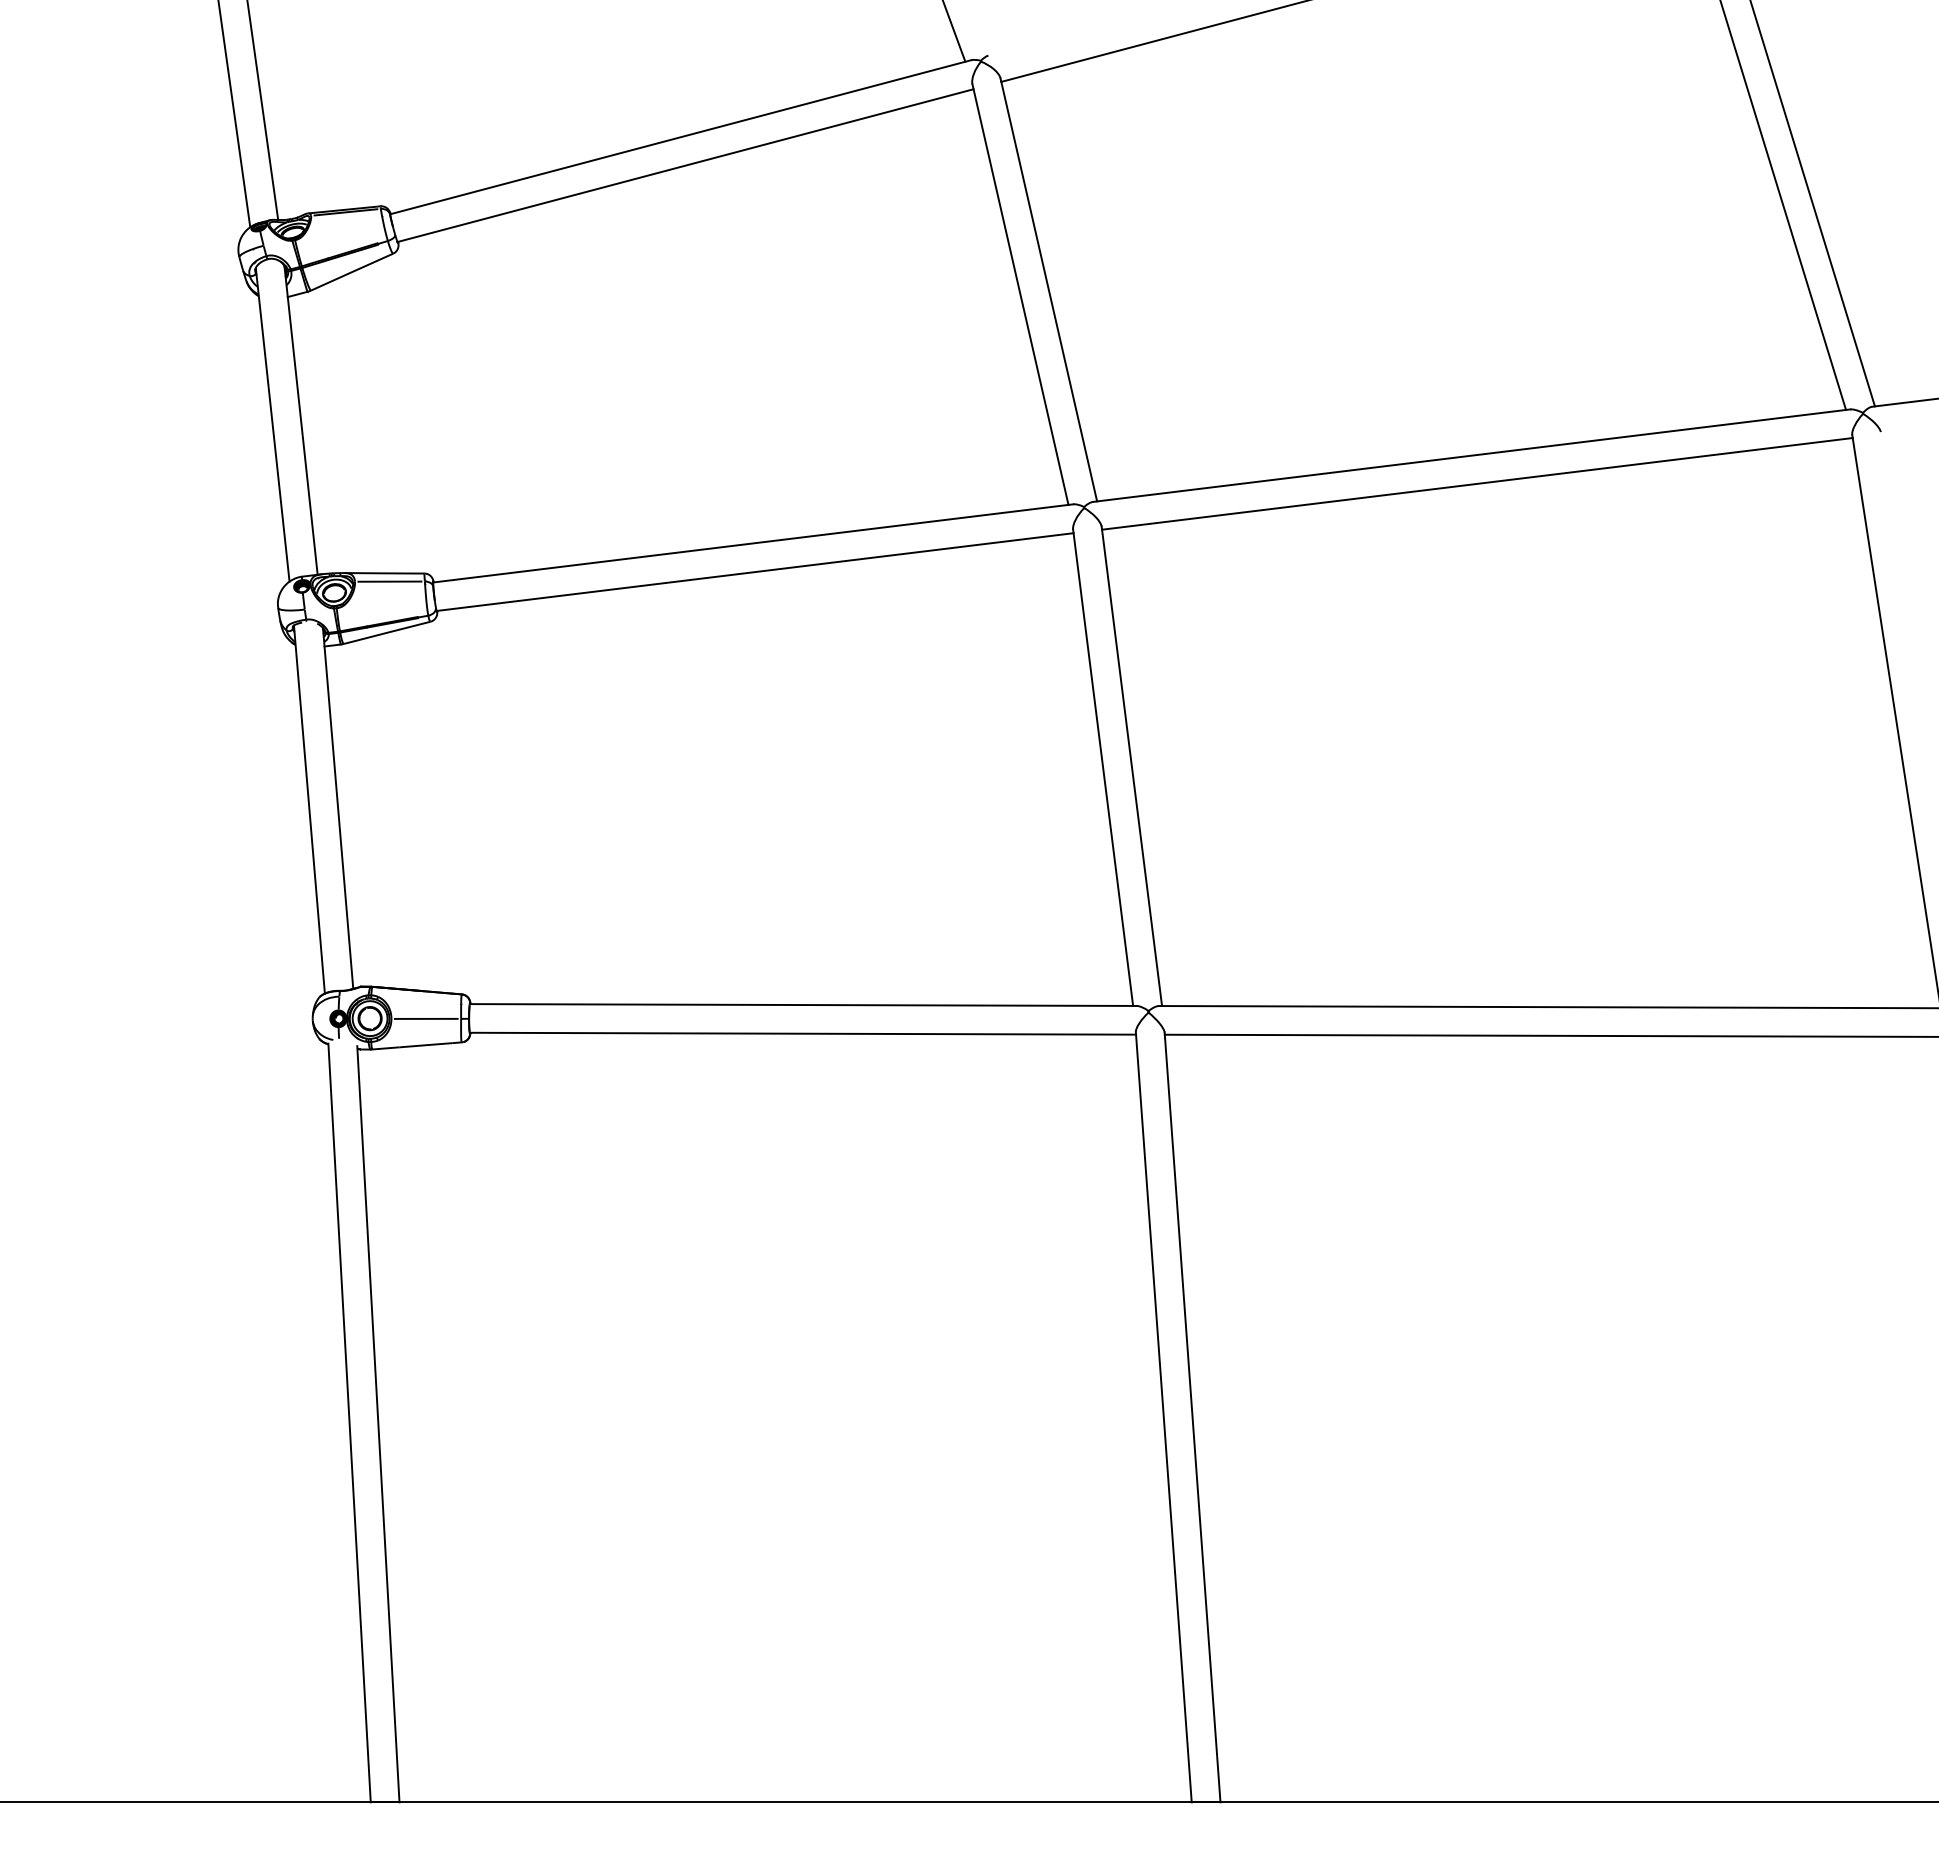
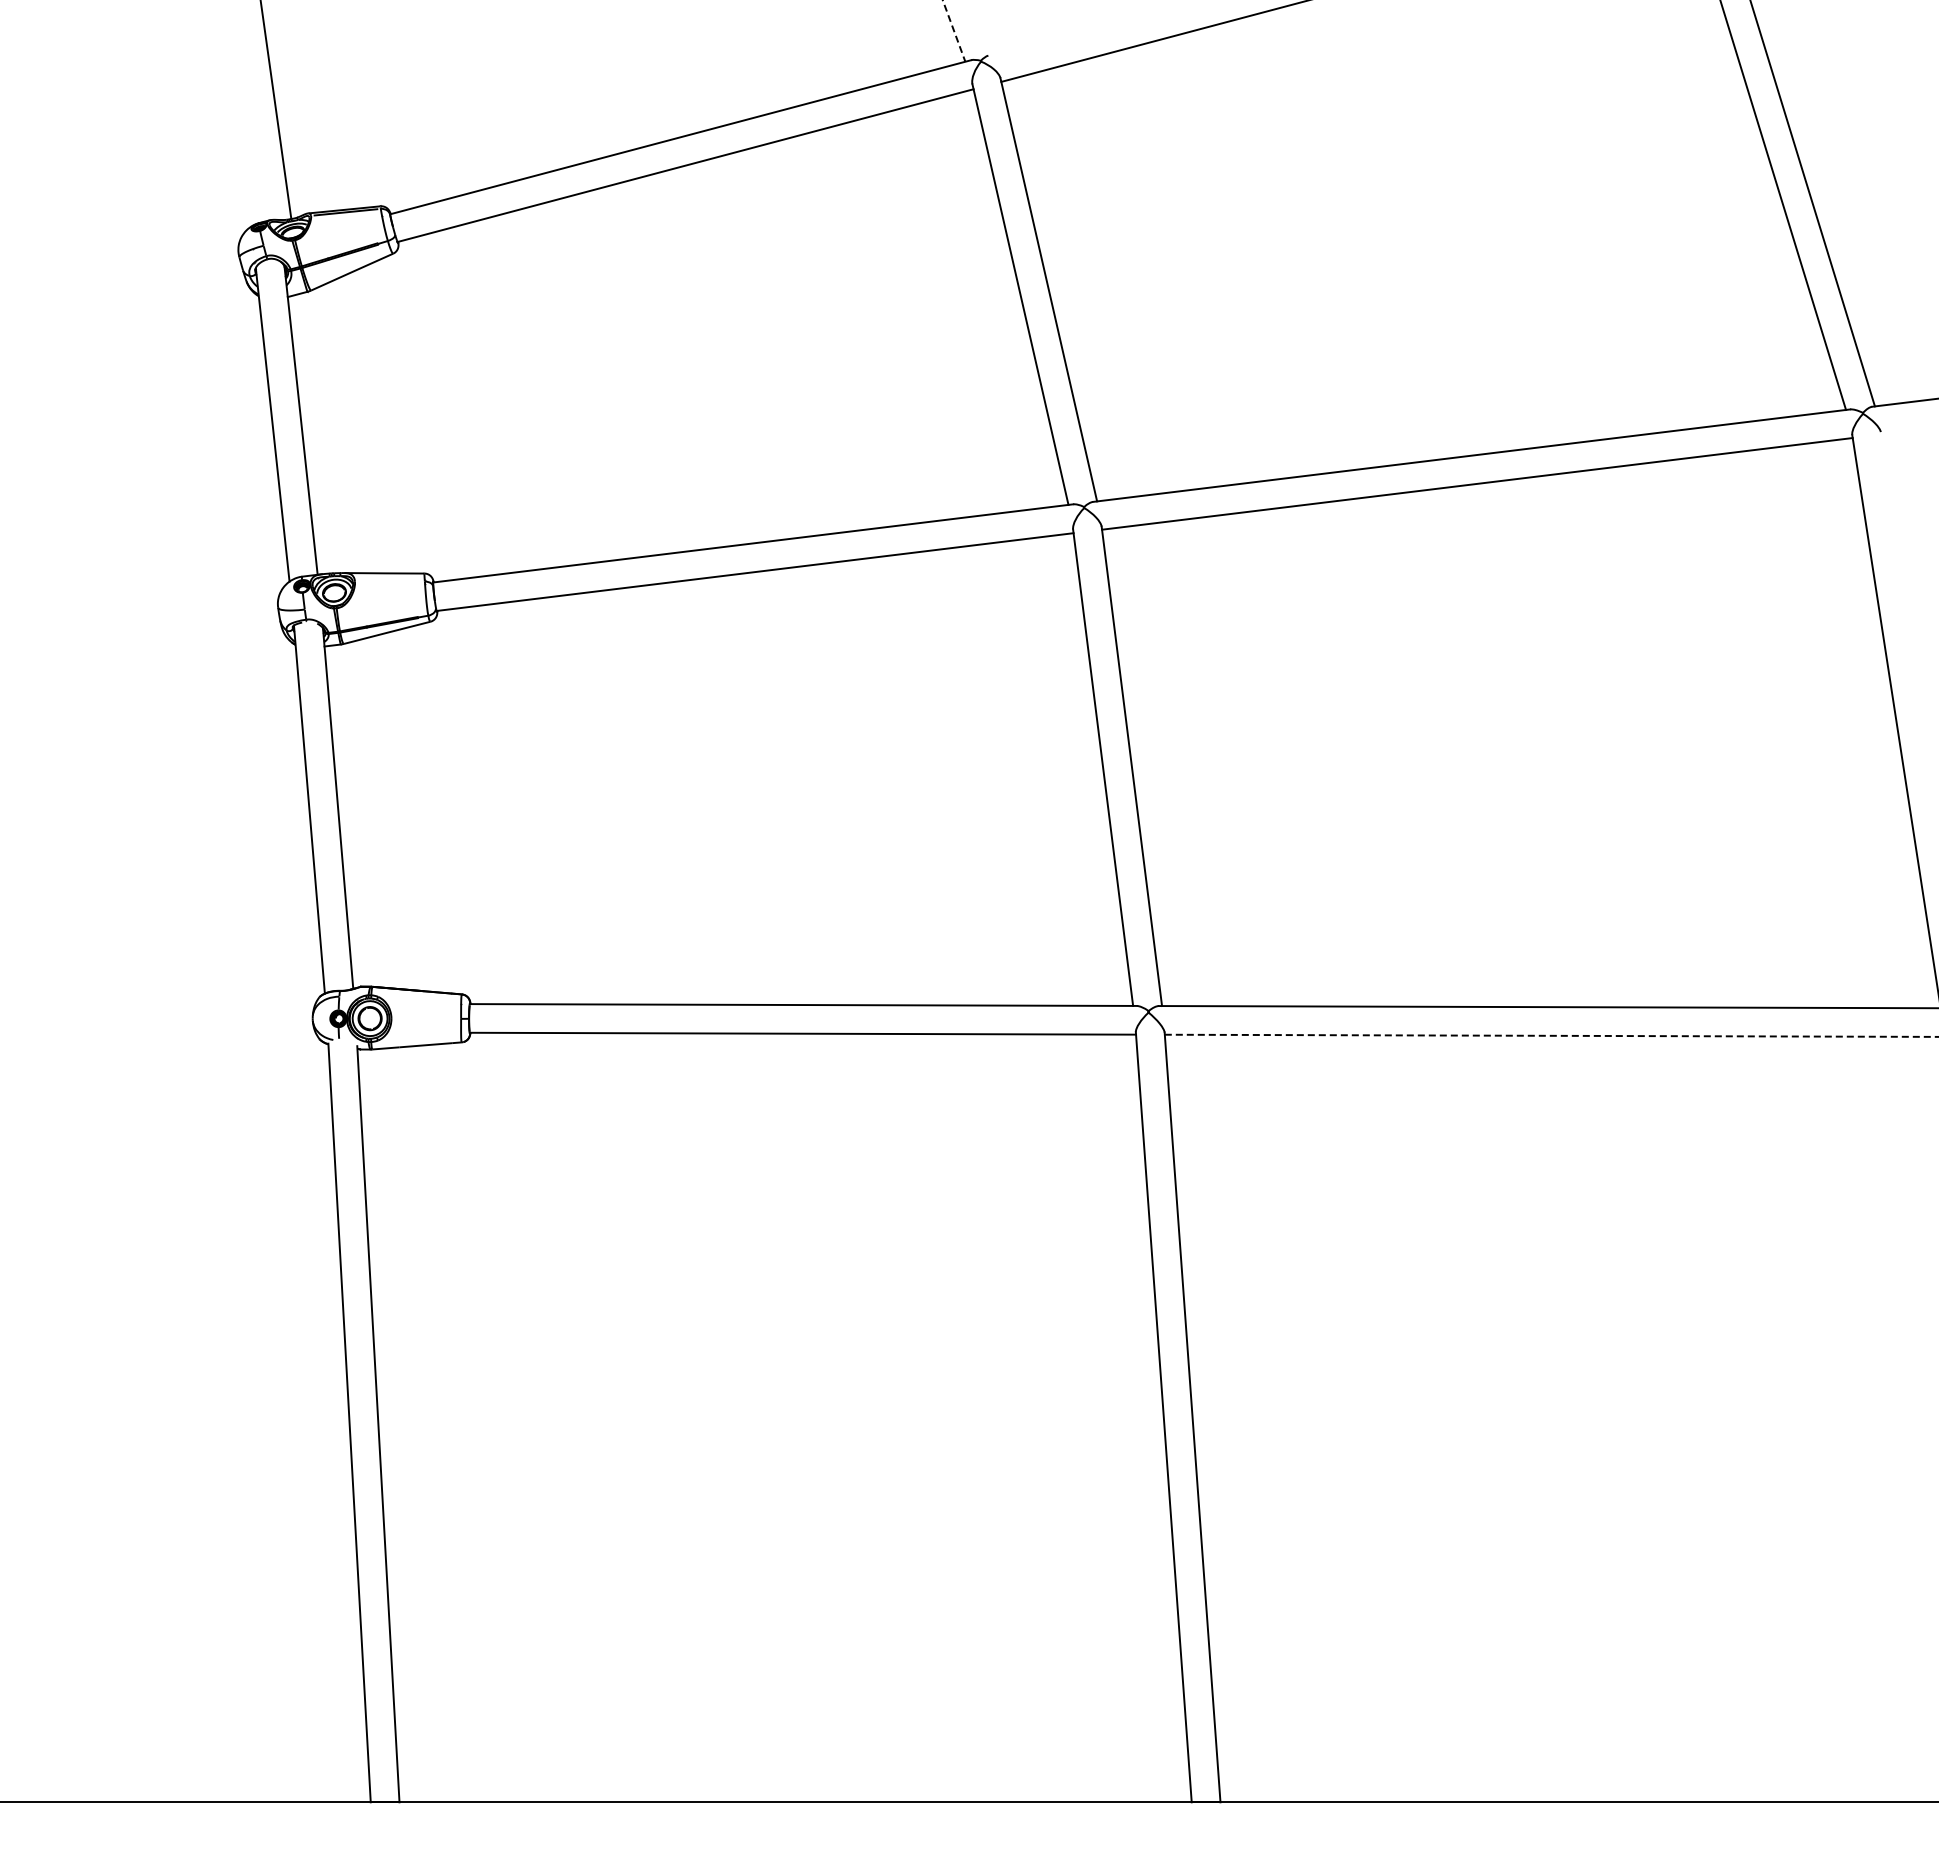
line: solid -> dashed (954, 31)
line position: (262, 110) -> (275, 109) (275, 109)
line: present -> none (234, 114)
line: present -> none (389, 581)
line: present -> none (425, 1018)
line: solid -> dashed (1551, 1035)
